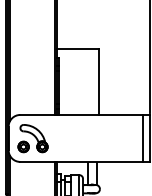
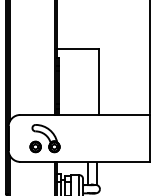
line: present -> none (142, 137)
part position: (32, 138) -> (44, 138) (44, 138)
